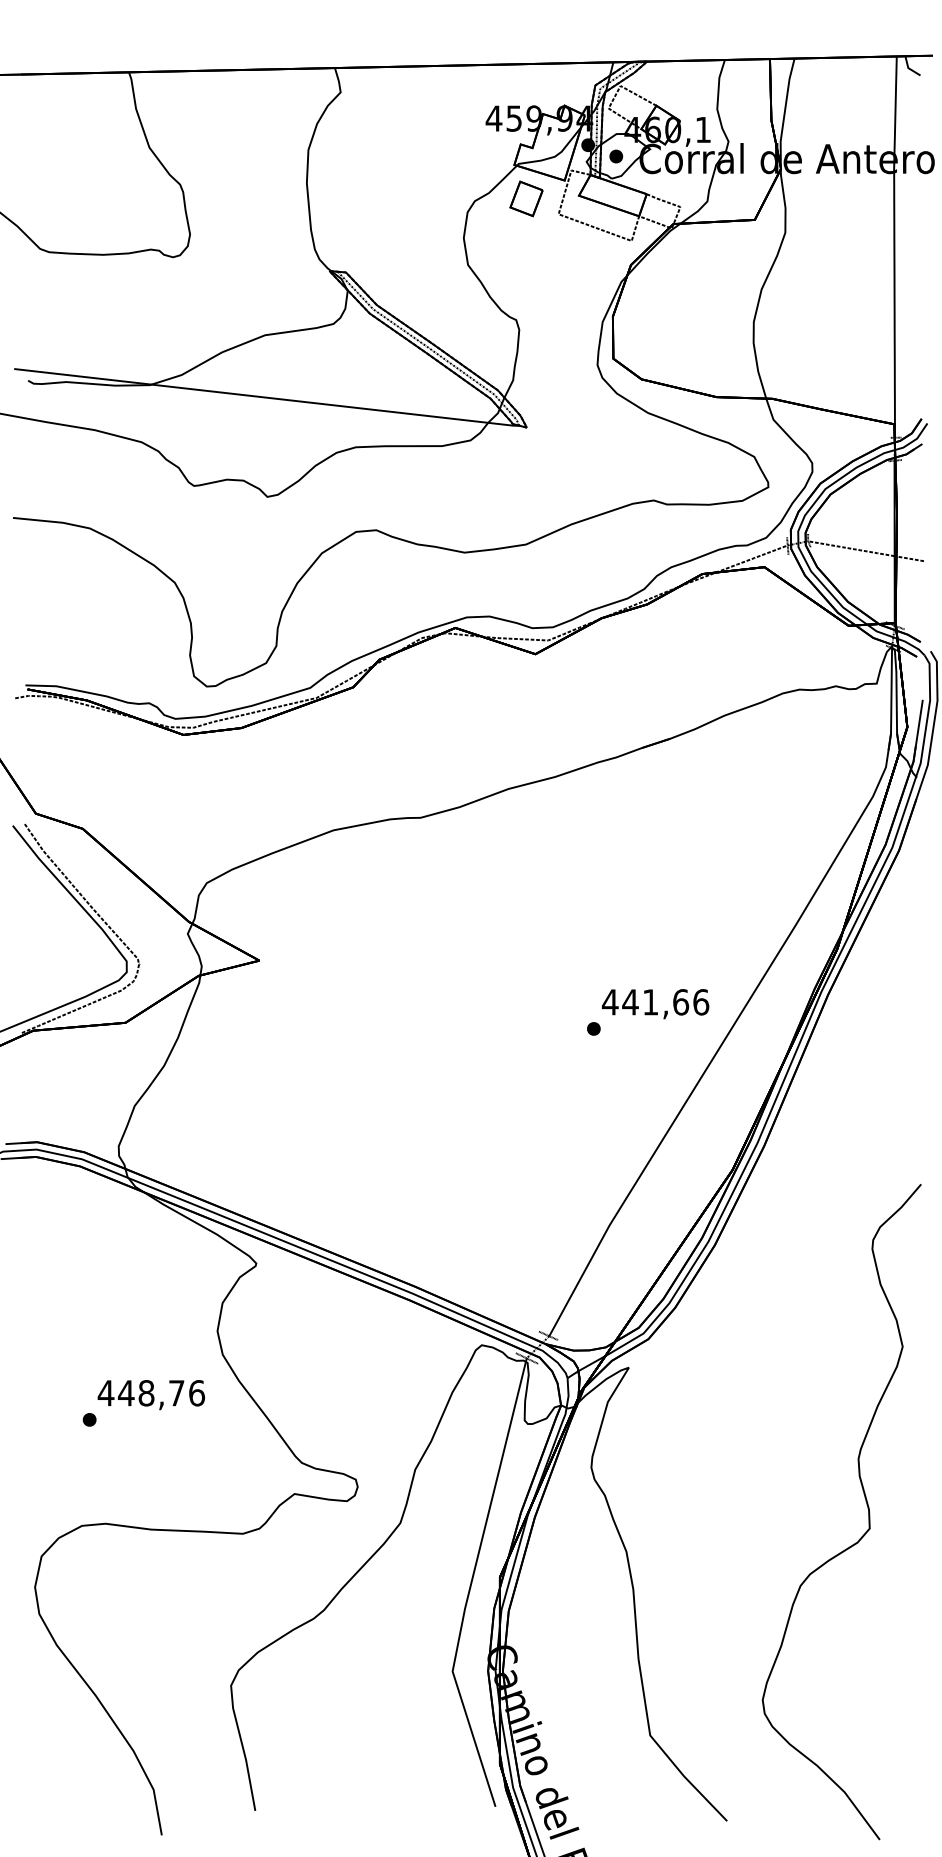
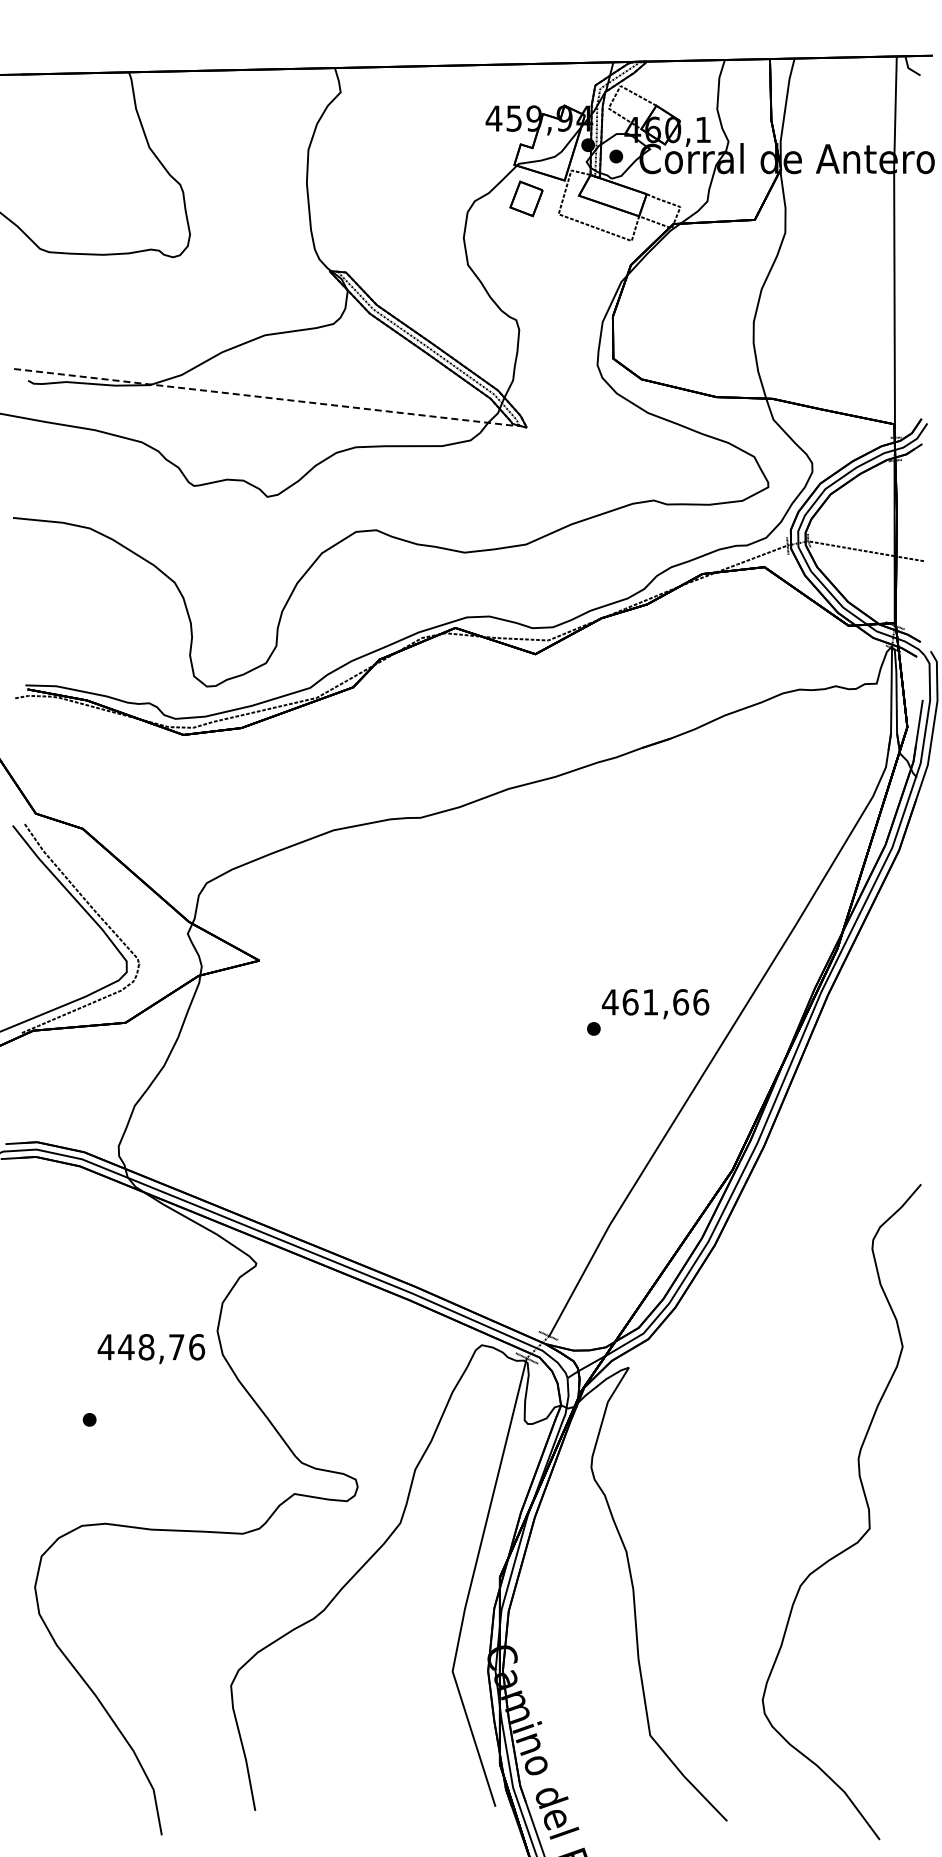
line: solid -> dashed (268, 397)
text: 441,66 -> 461,66 (630, 1002)
text position: (151, 1395) -> (151, 1349) (151, 1349)
